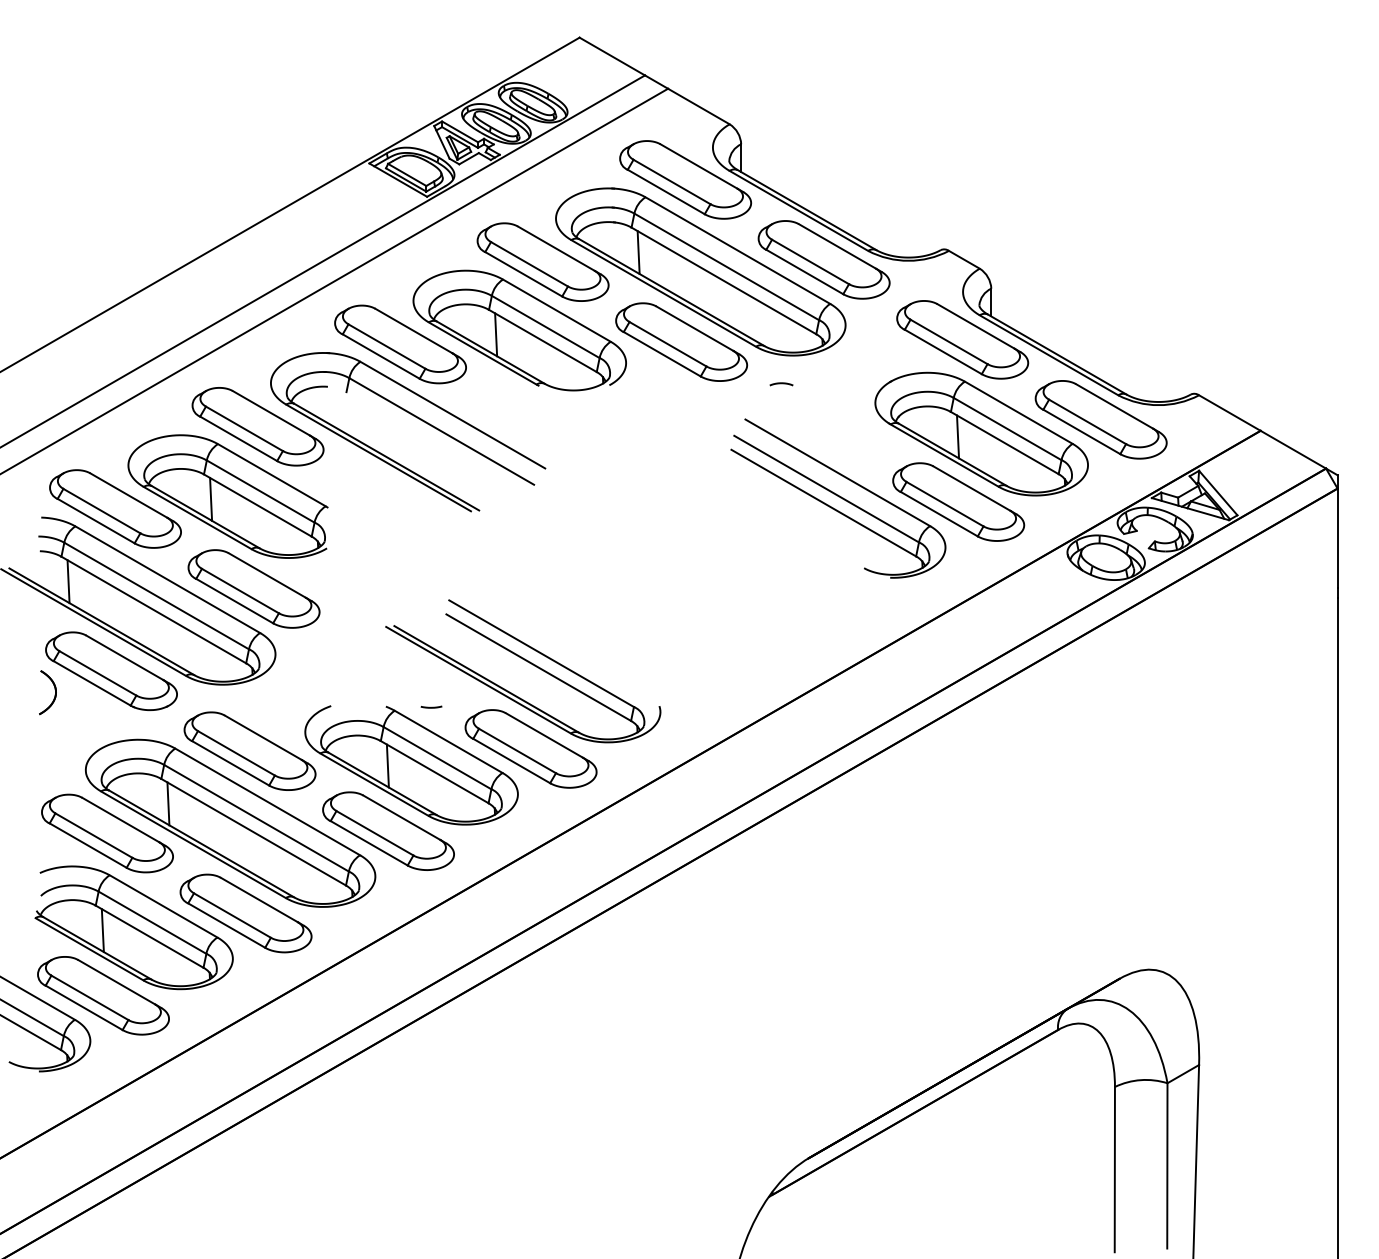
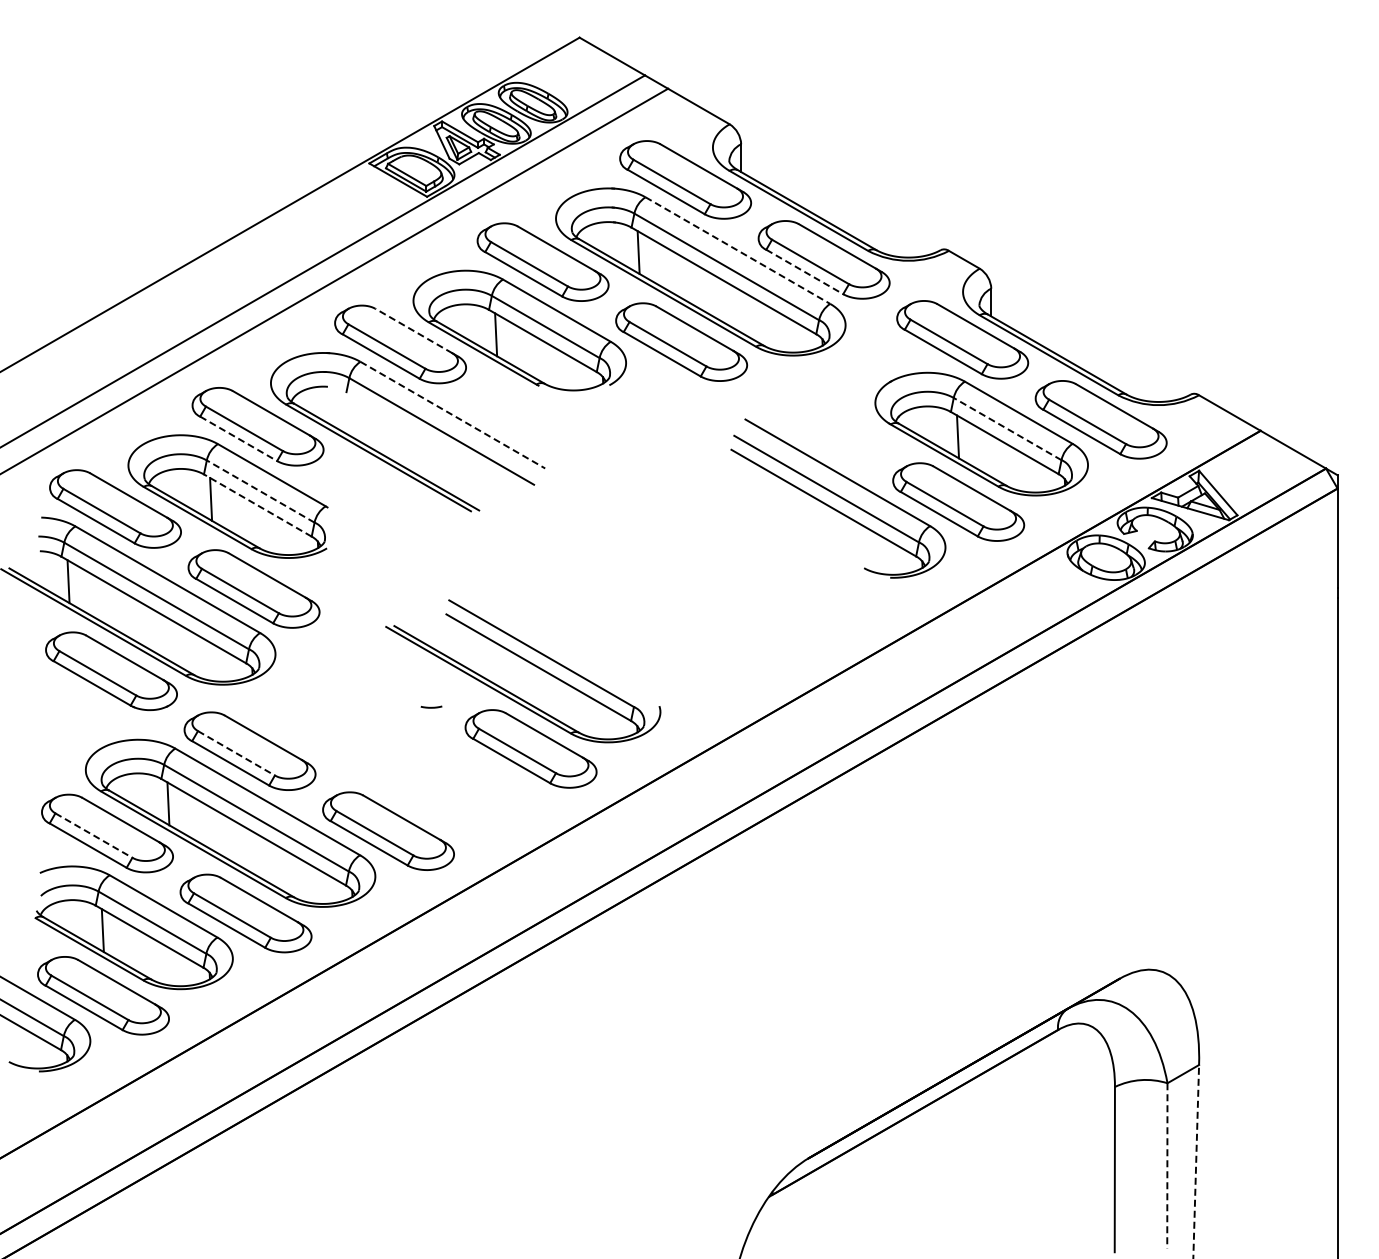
line: solid -> dashed (737, 250)
line: solid -> dashed (805, 272)
line: solid -> dashed (413, 330)
curve: present -> none (781, 384)
line: solid -> dashed (452, 415)
line: solid -> dashed (1007, 428)
line: solid -> dashed (239, 439)
line: solid -> dashed (260, 491)
line: solid -> dashed (257, 505)
part: present -> none (54, 689)
line: solid -> dashed (236, 753)
part: present -> none (411, 765)
line: solid -> dashed (94, 835)
line: solid -> dashed (1196, 1161)
line: solid -> dashed (1167, 1165)
